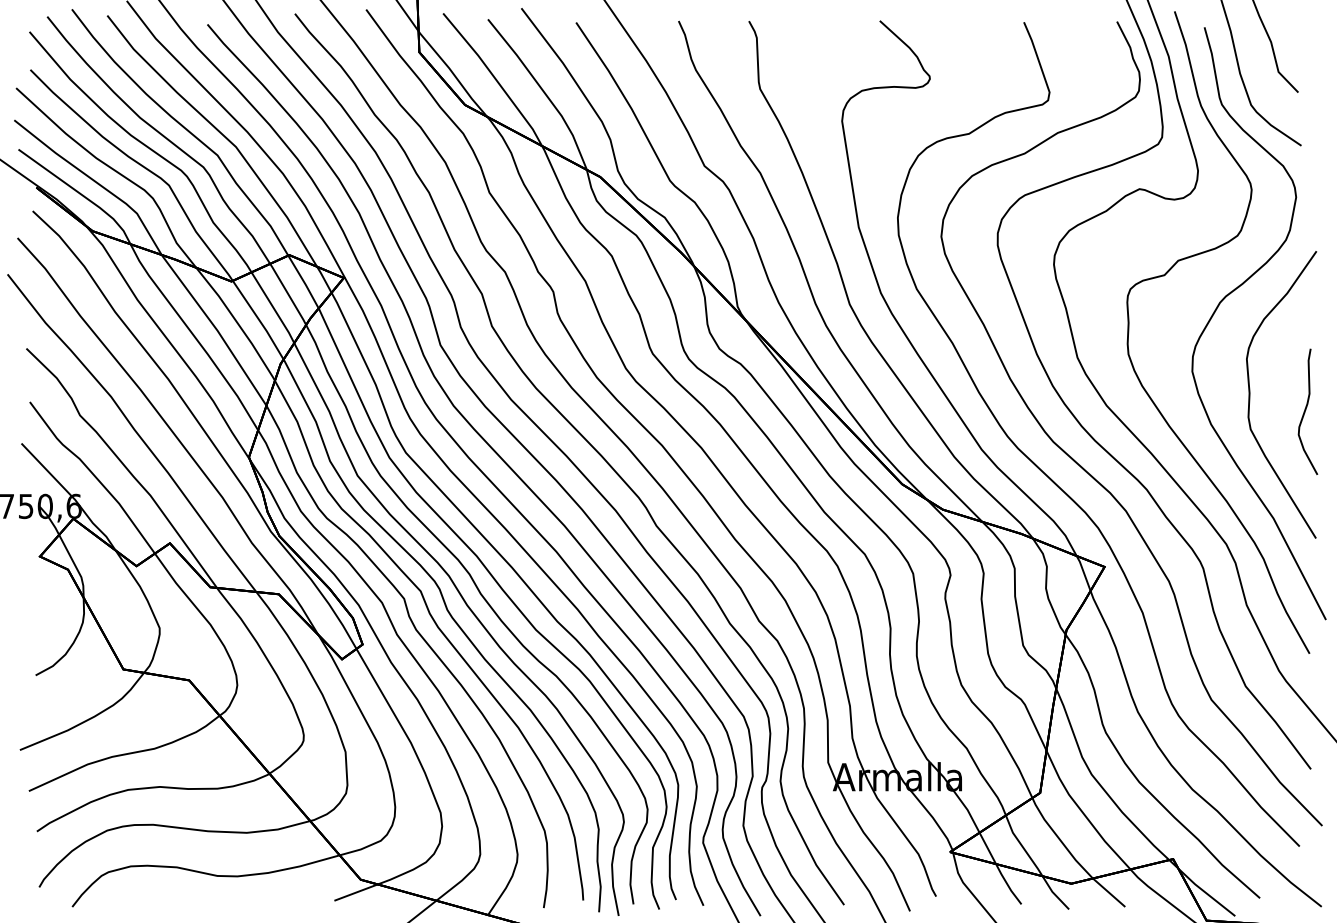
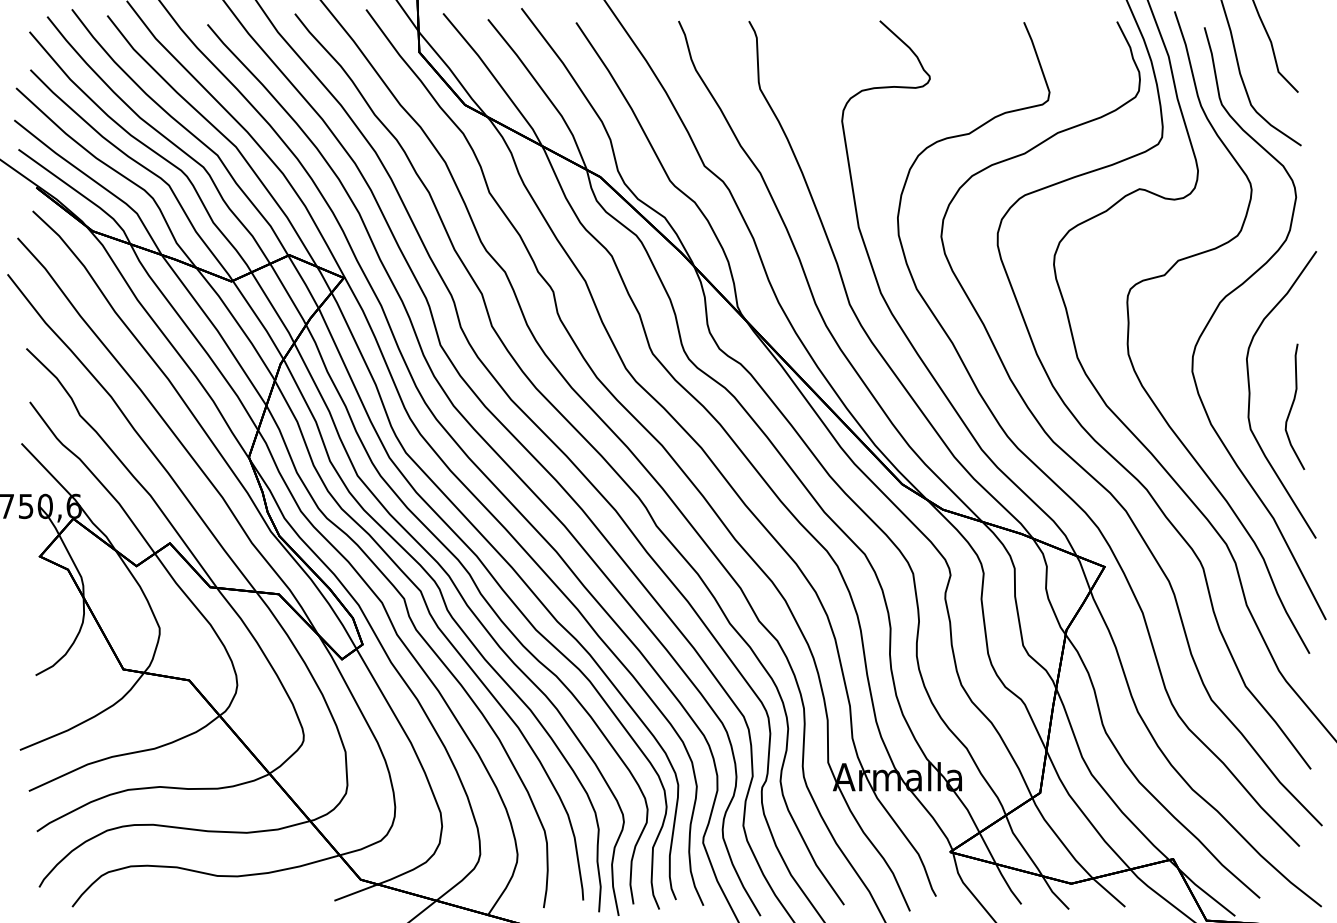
curve position: (1306, 410) -> (1293, 405) (1293, 405)
